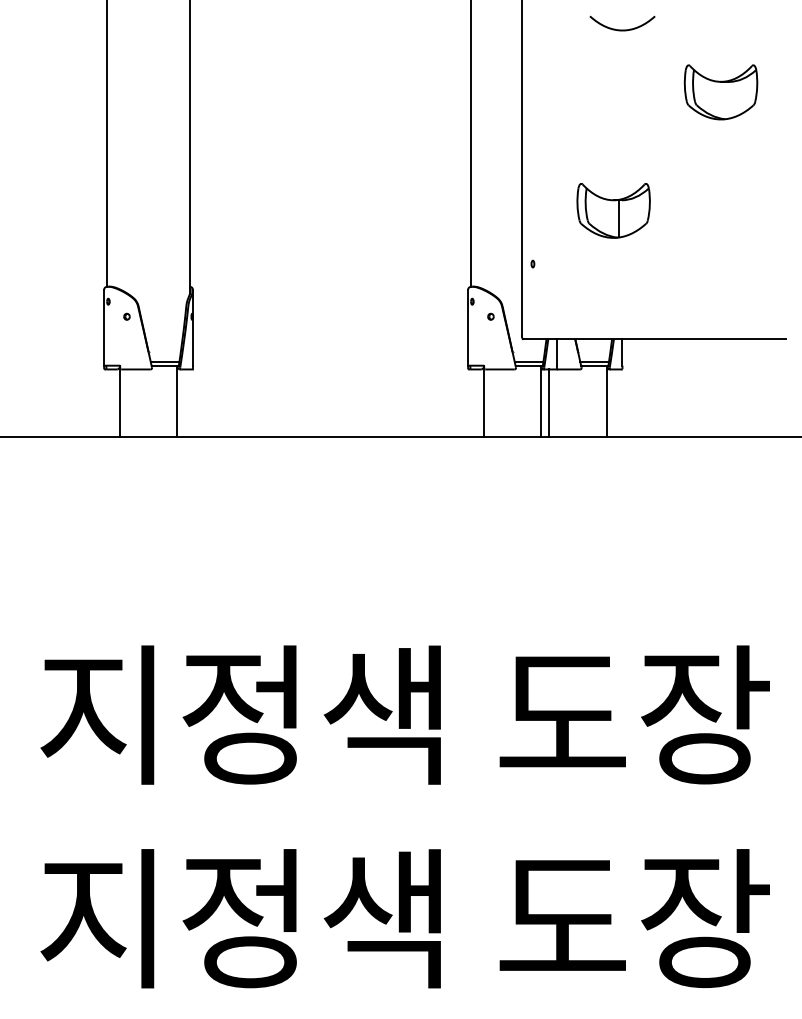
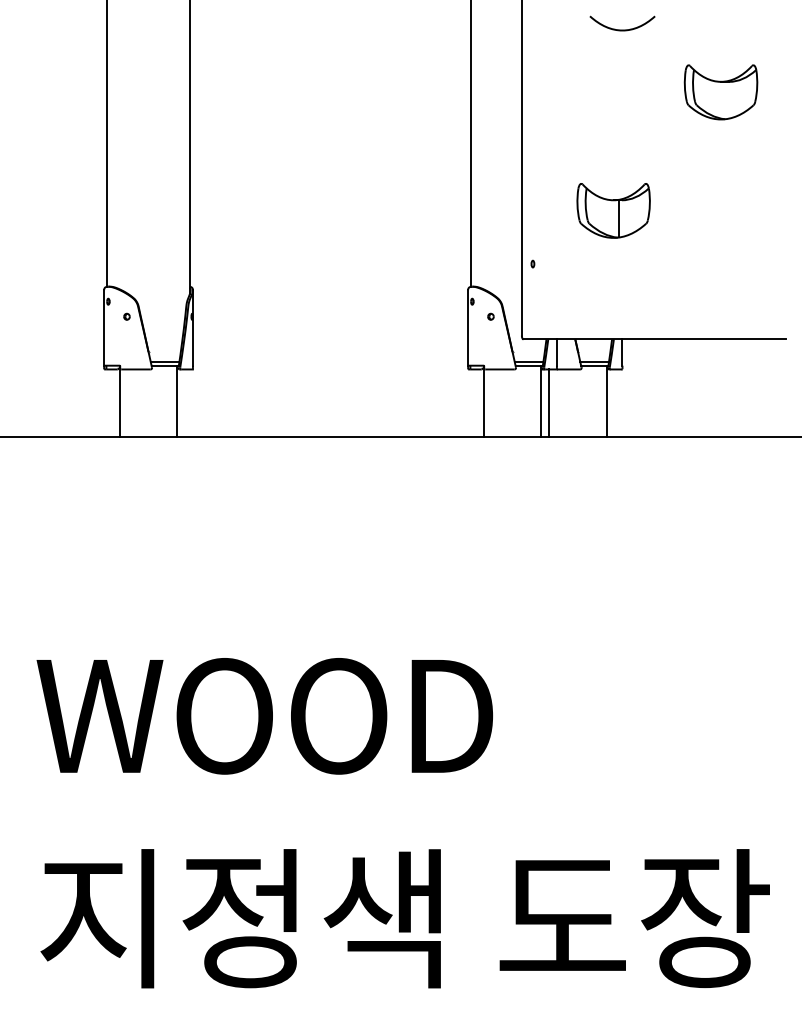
text: 지정색 도장 -> WOOD (402, 714)
